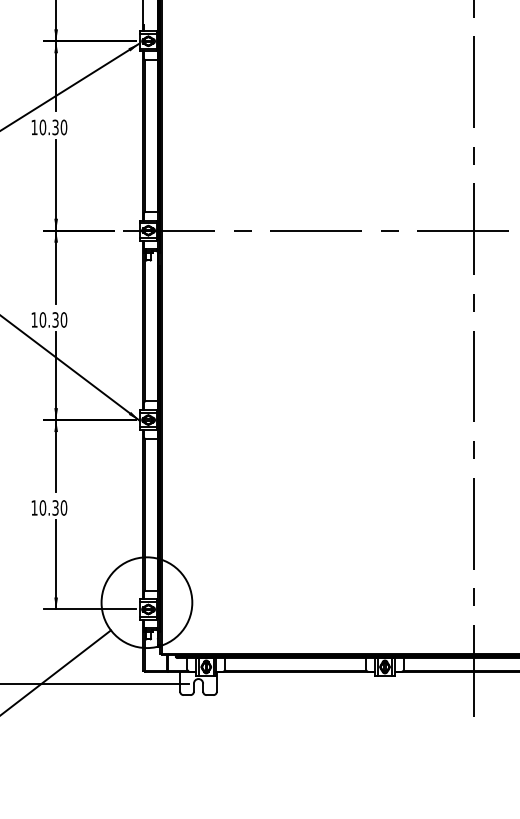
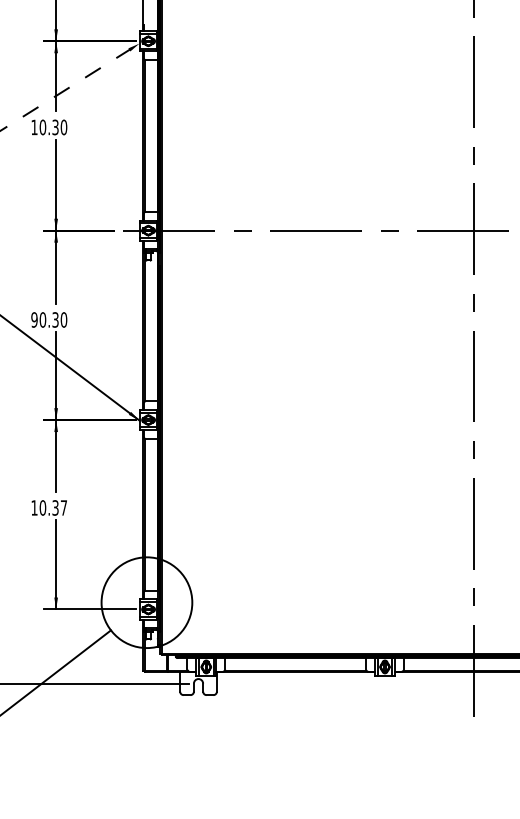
line: solid -> dashed (70, 87)
text: 10.30 -> 90.30 (34, 319)
text: 10.30 -> 10.37 (63, 507)
